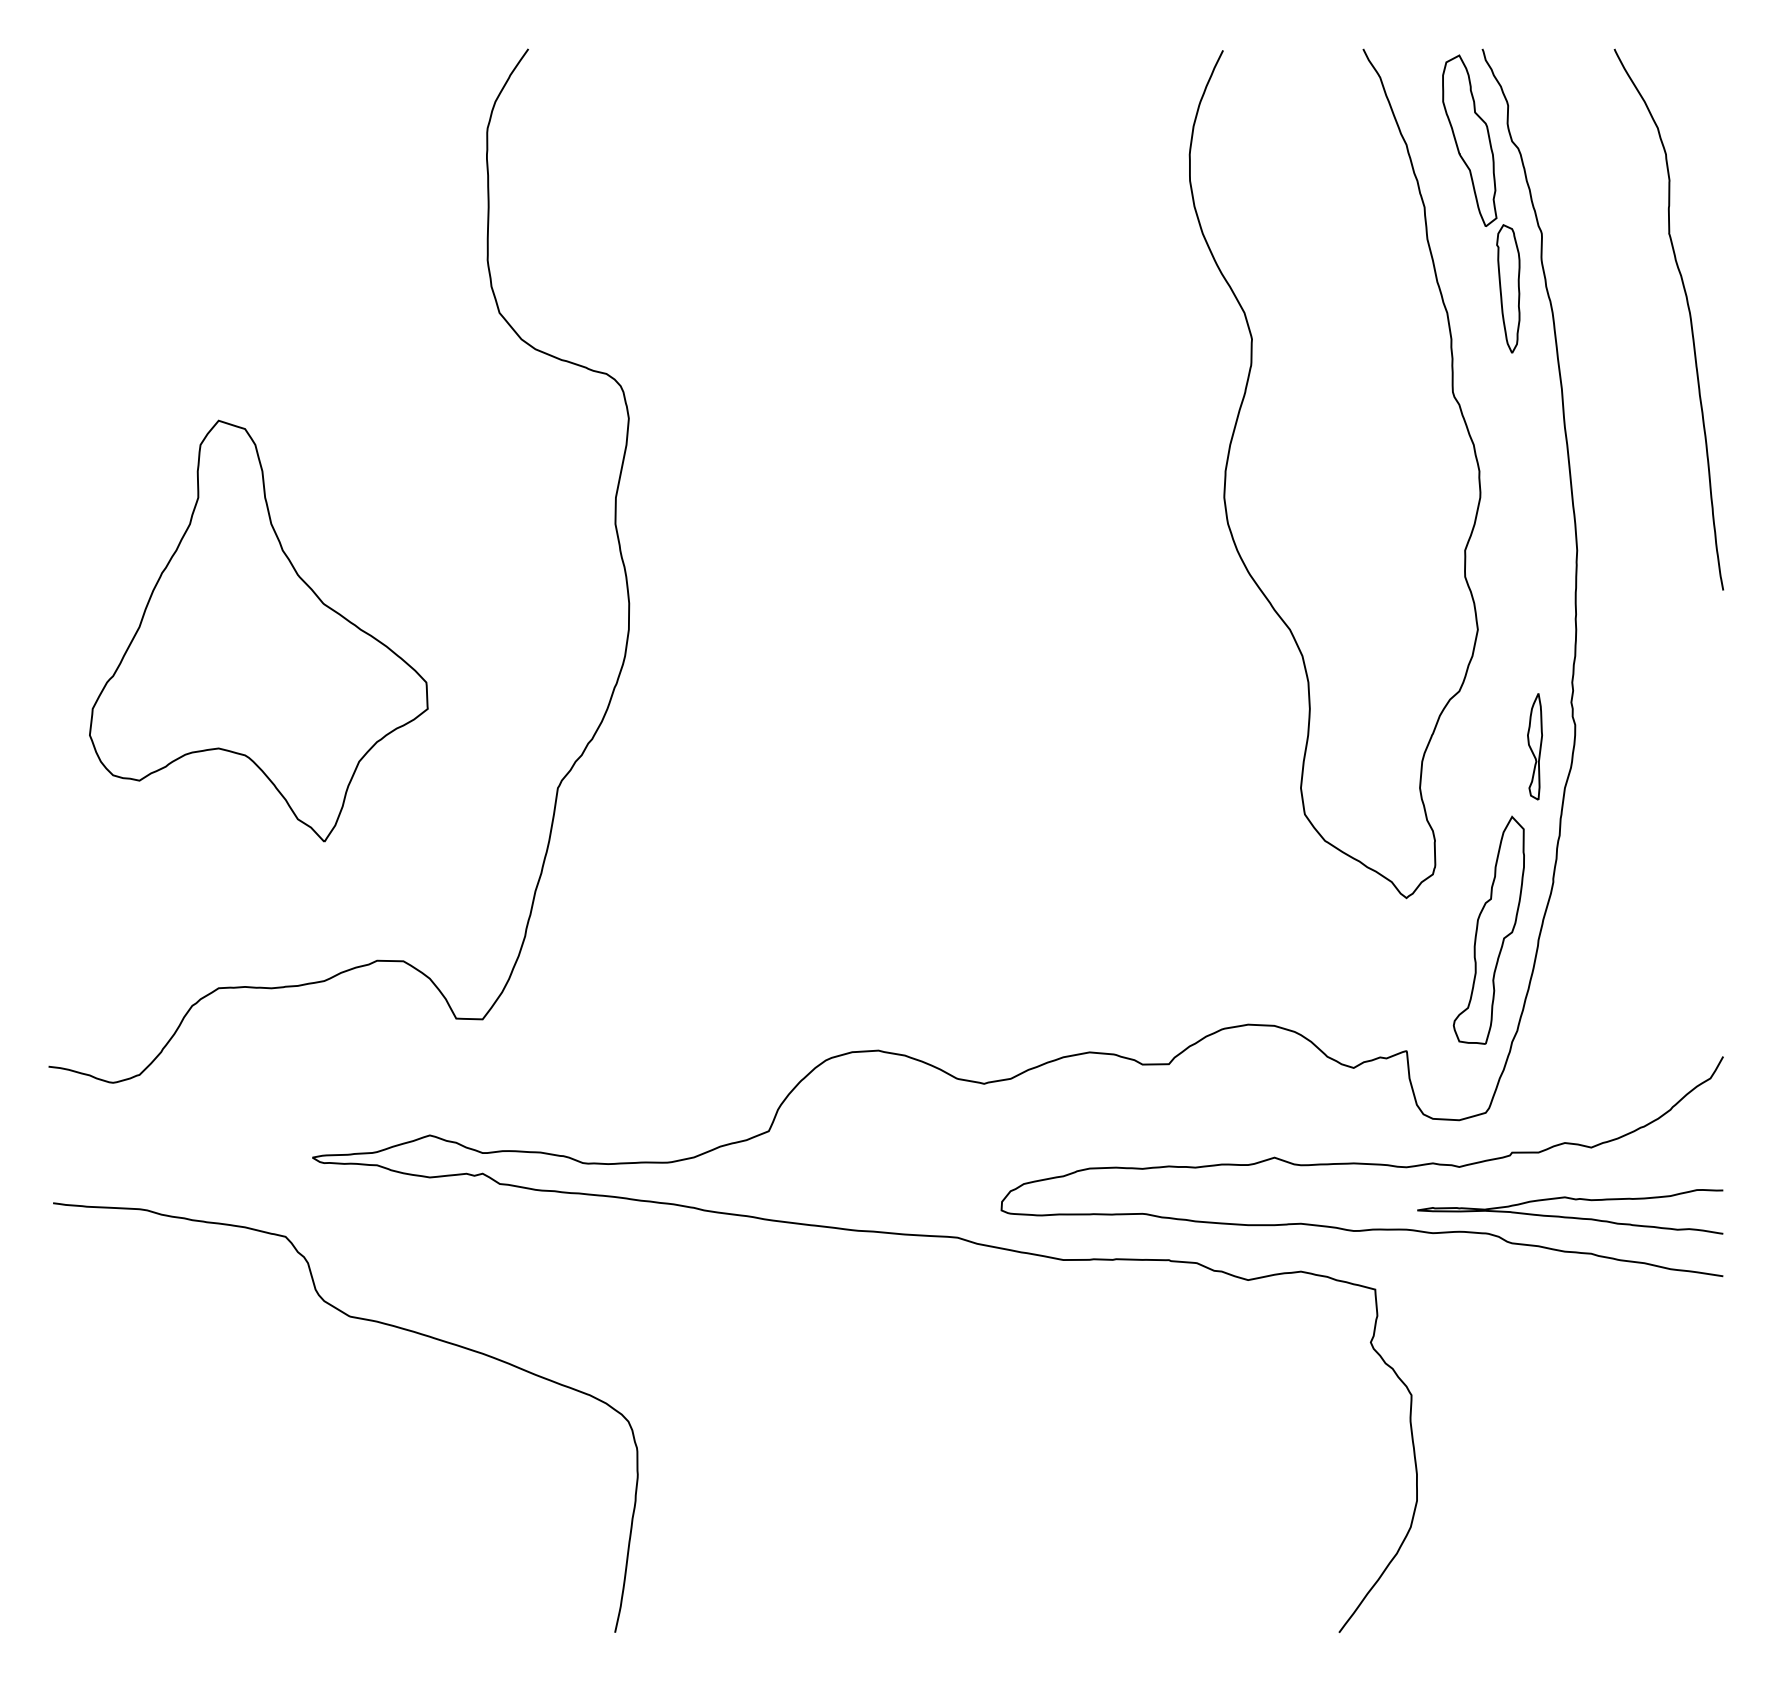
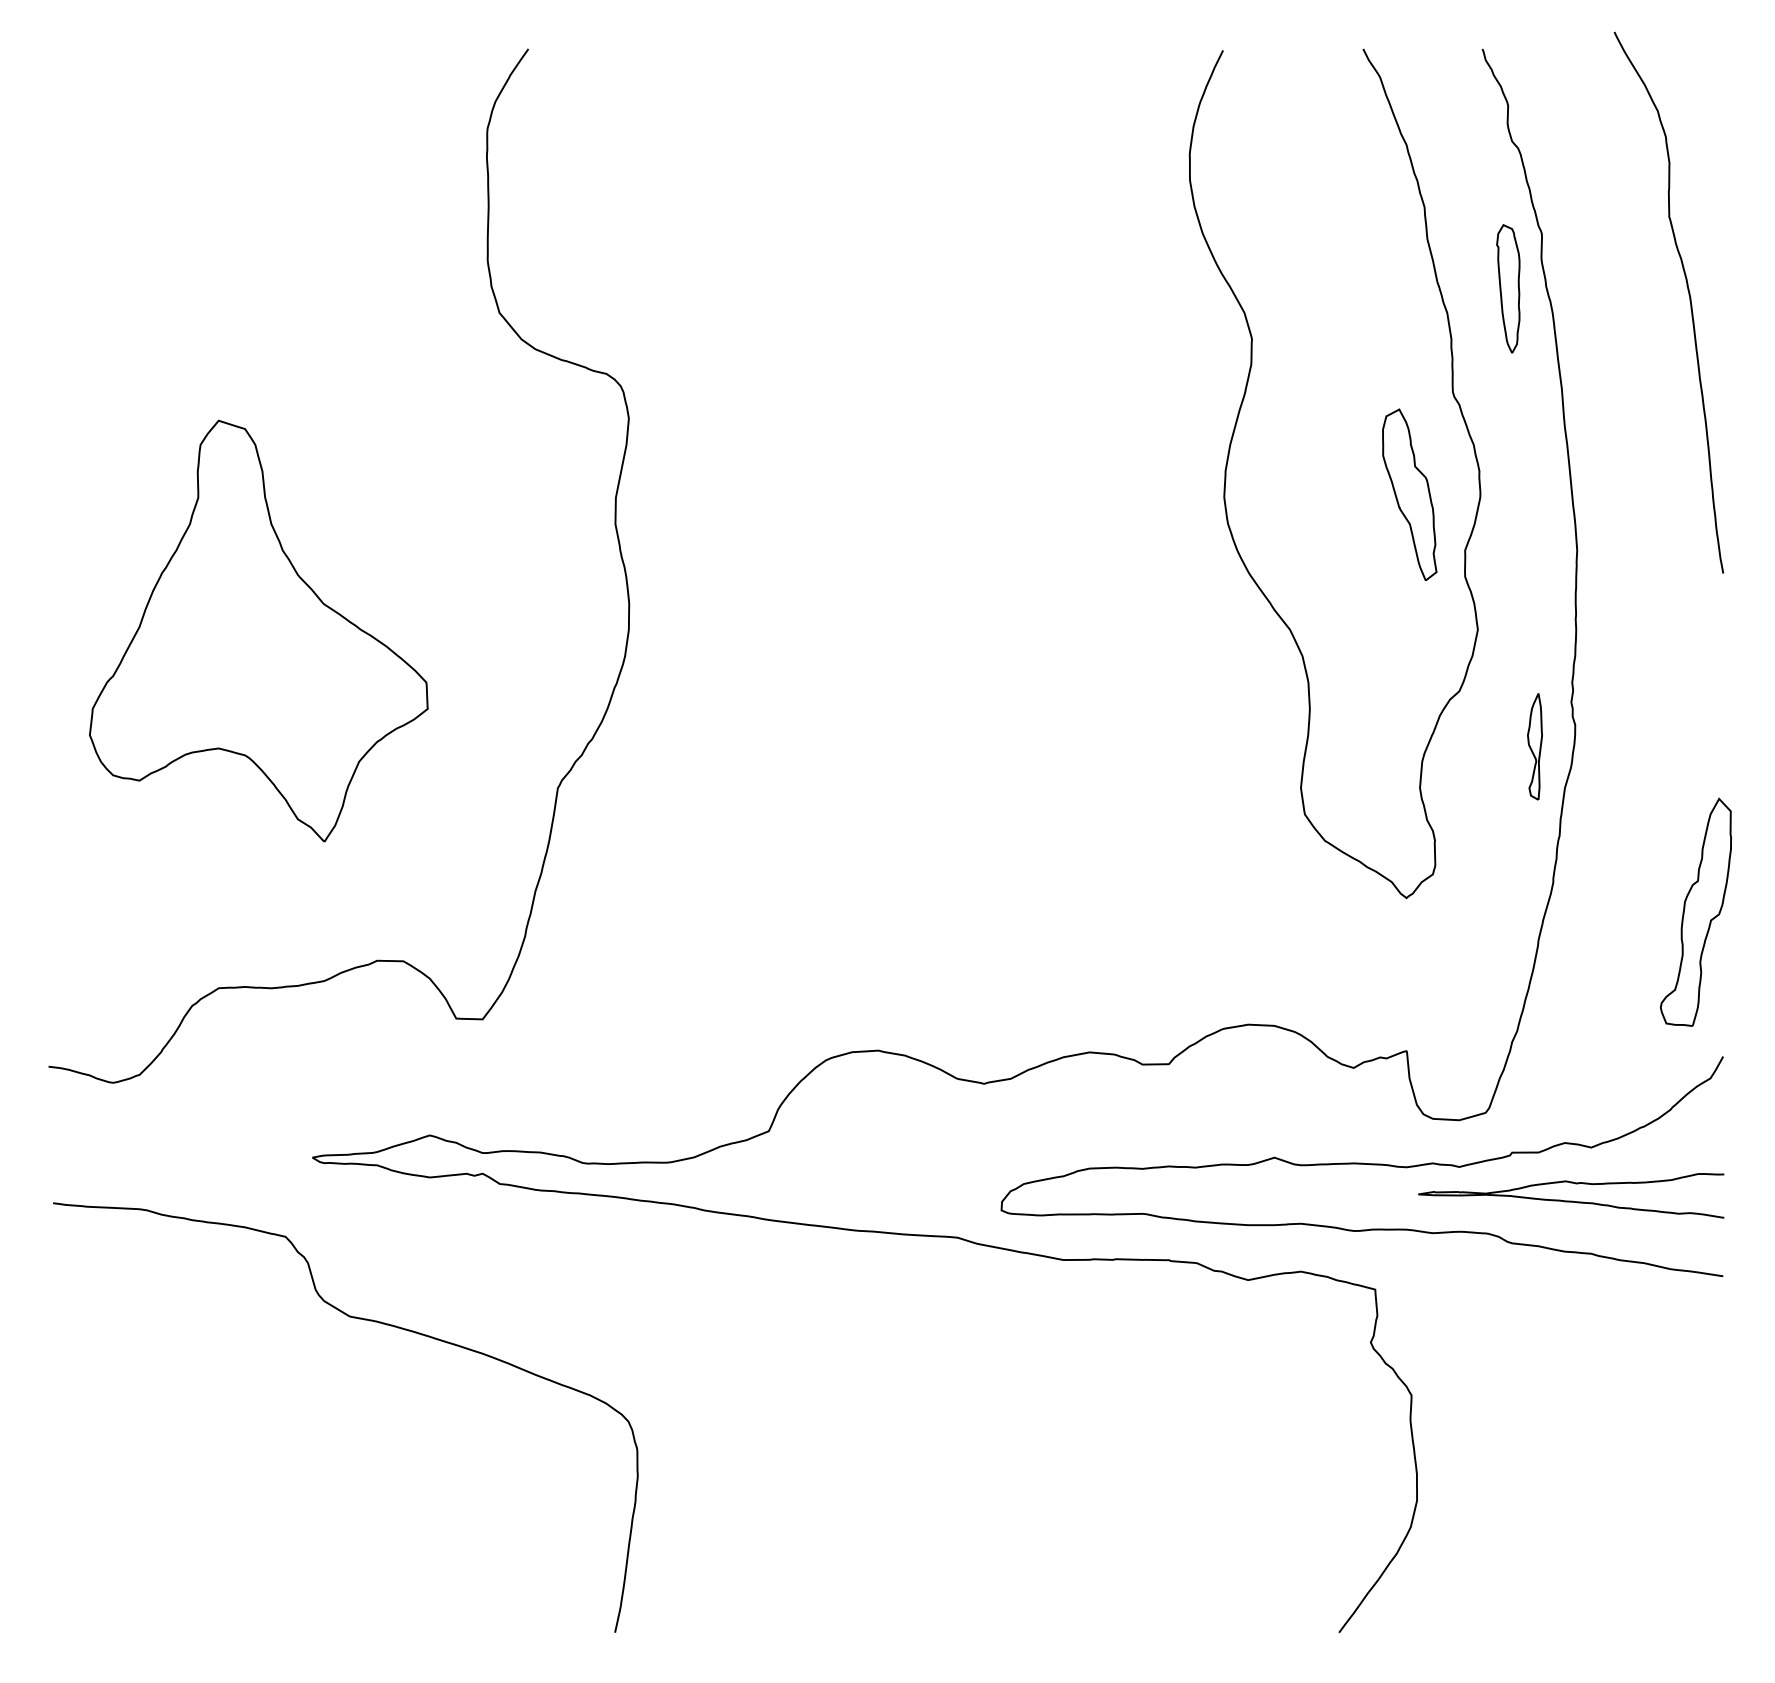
part position: (1469, 140) -> (1409, 494) (1409, 494)
curve position: (1689, 318) -> (1689, 301) (1689, 301)
part position: (1488, 929) -> (1695, 911) (1695, 911)
curve position: (1570, 1216) -> (1571, 1200) (1571, 1200)
